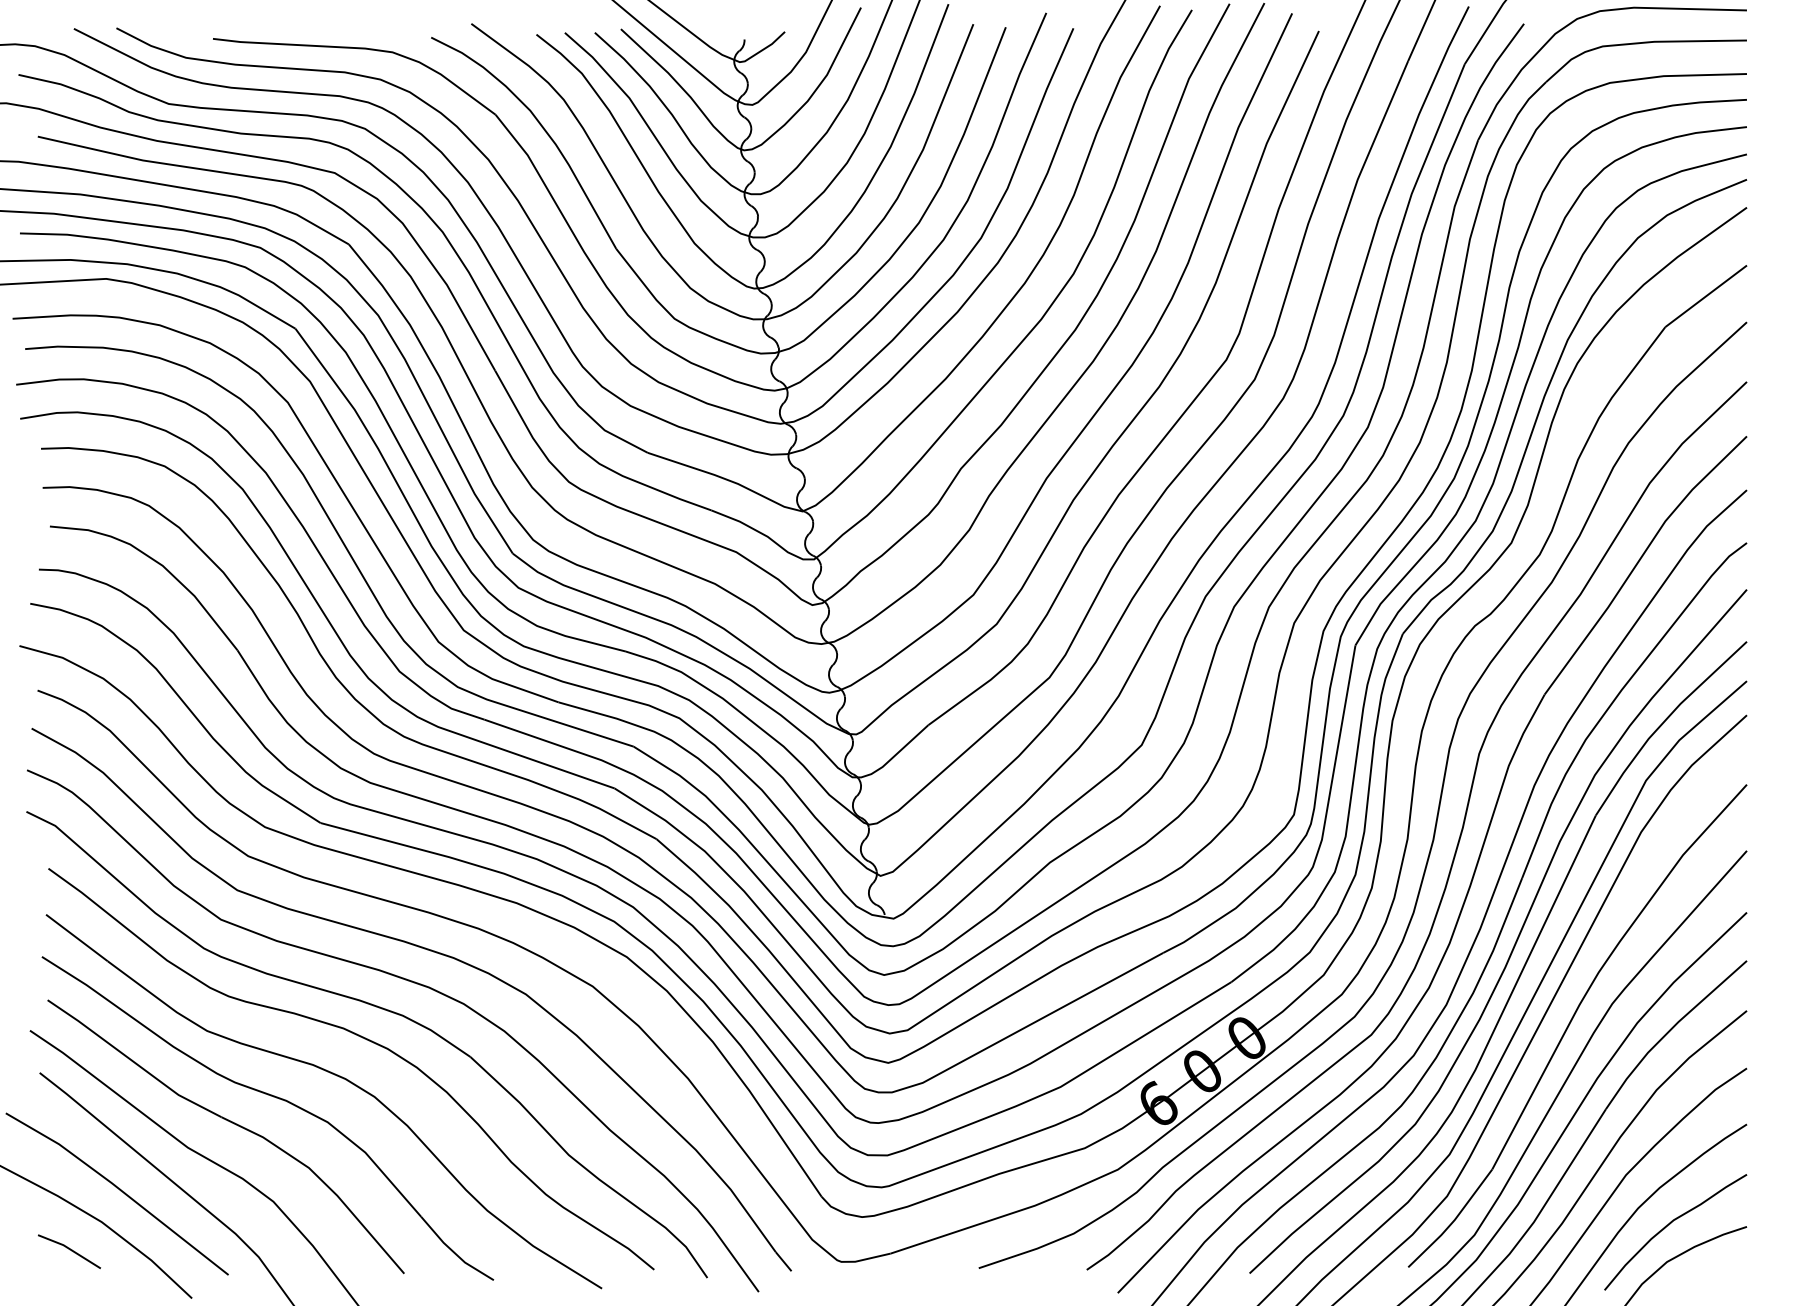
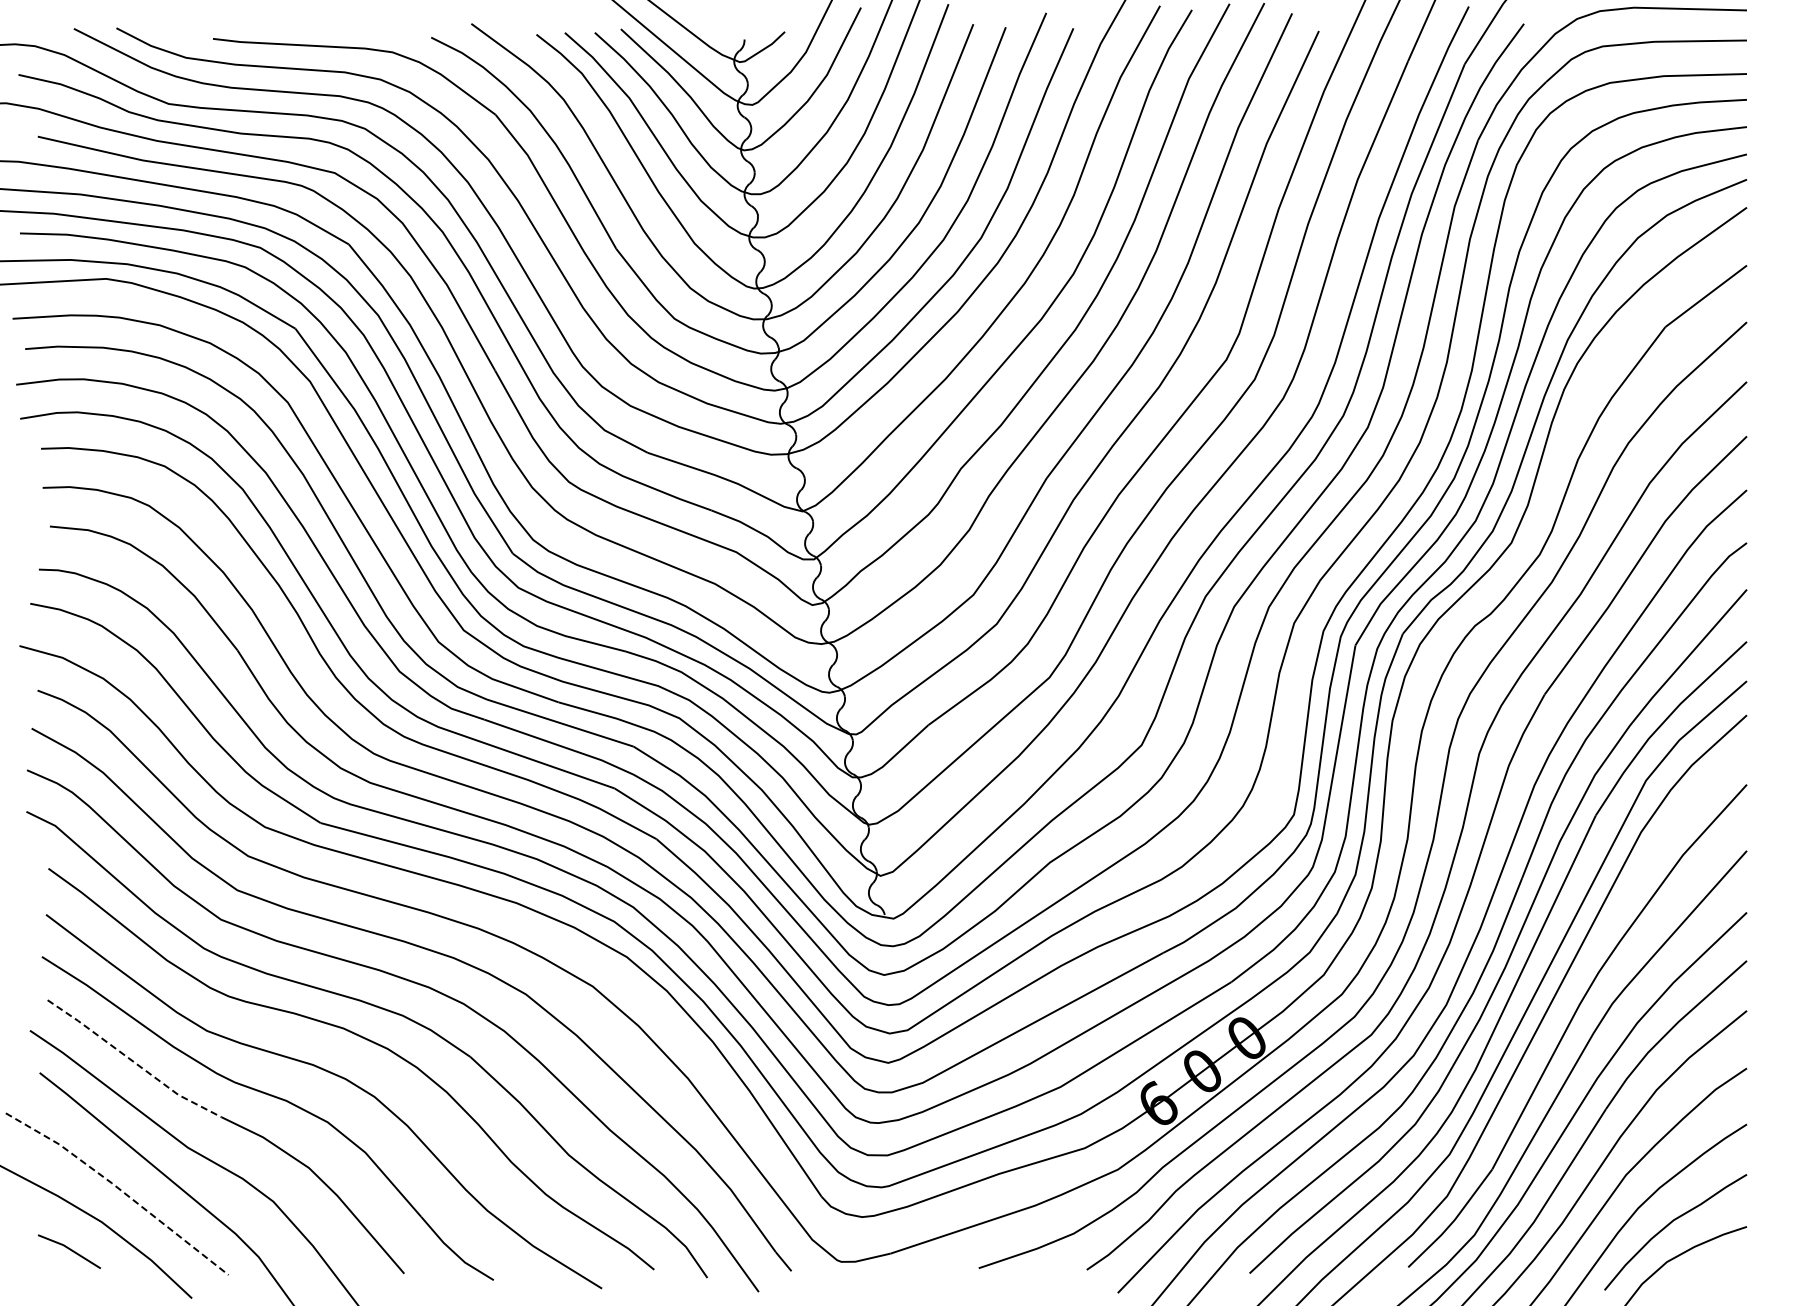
line: solid -> dashed (133, 1061)
line: solid -> dashed (119, 1189)
